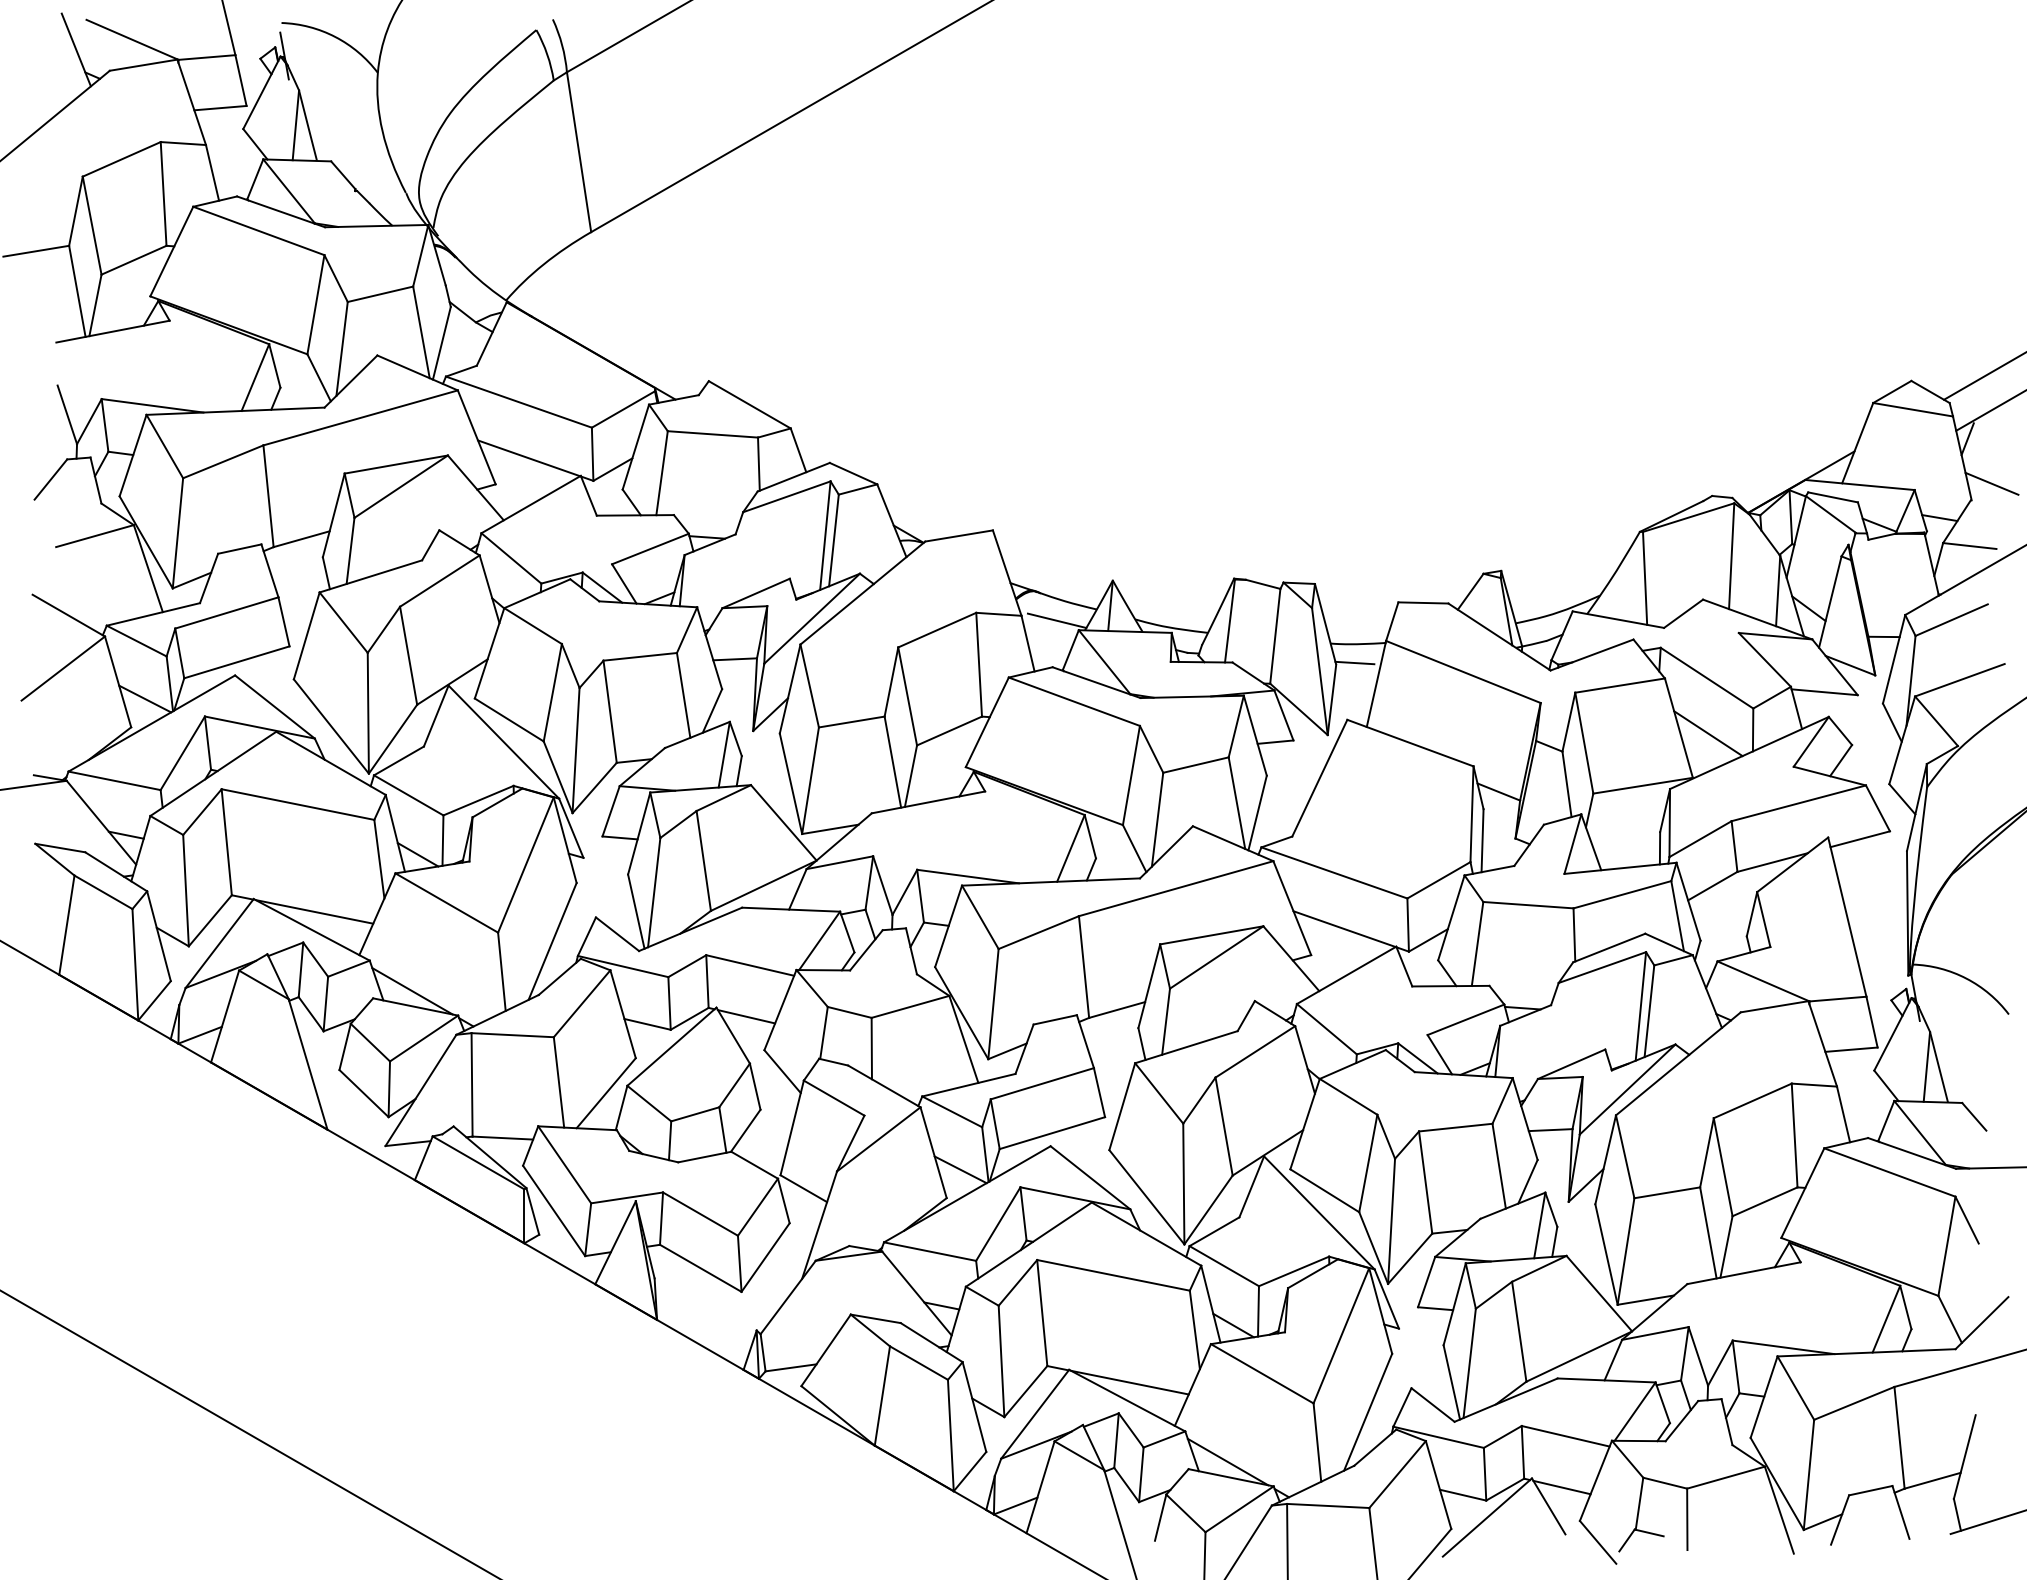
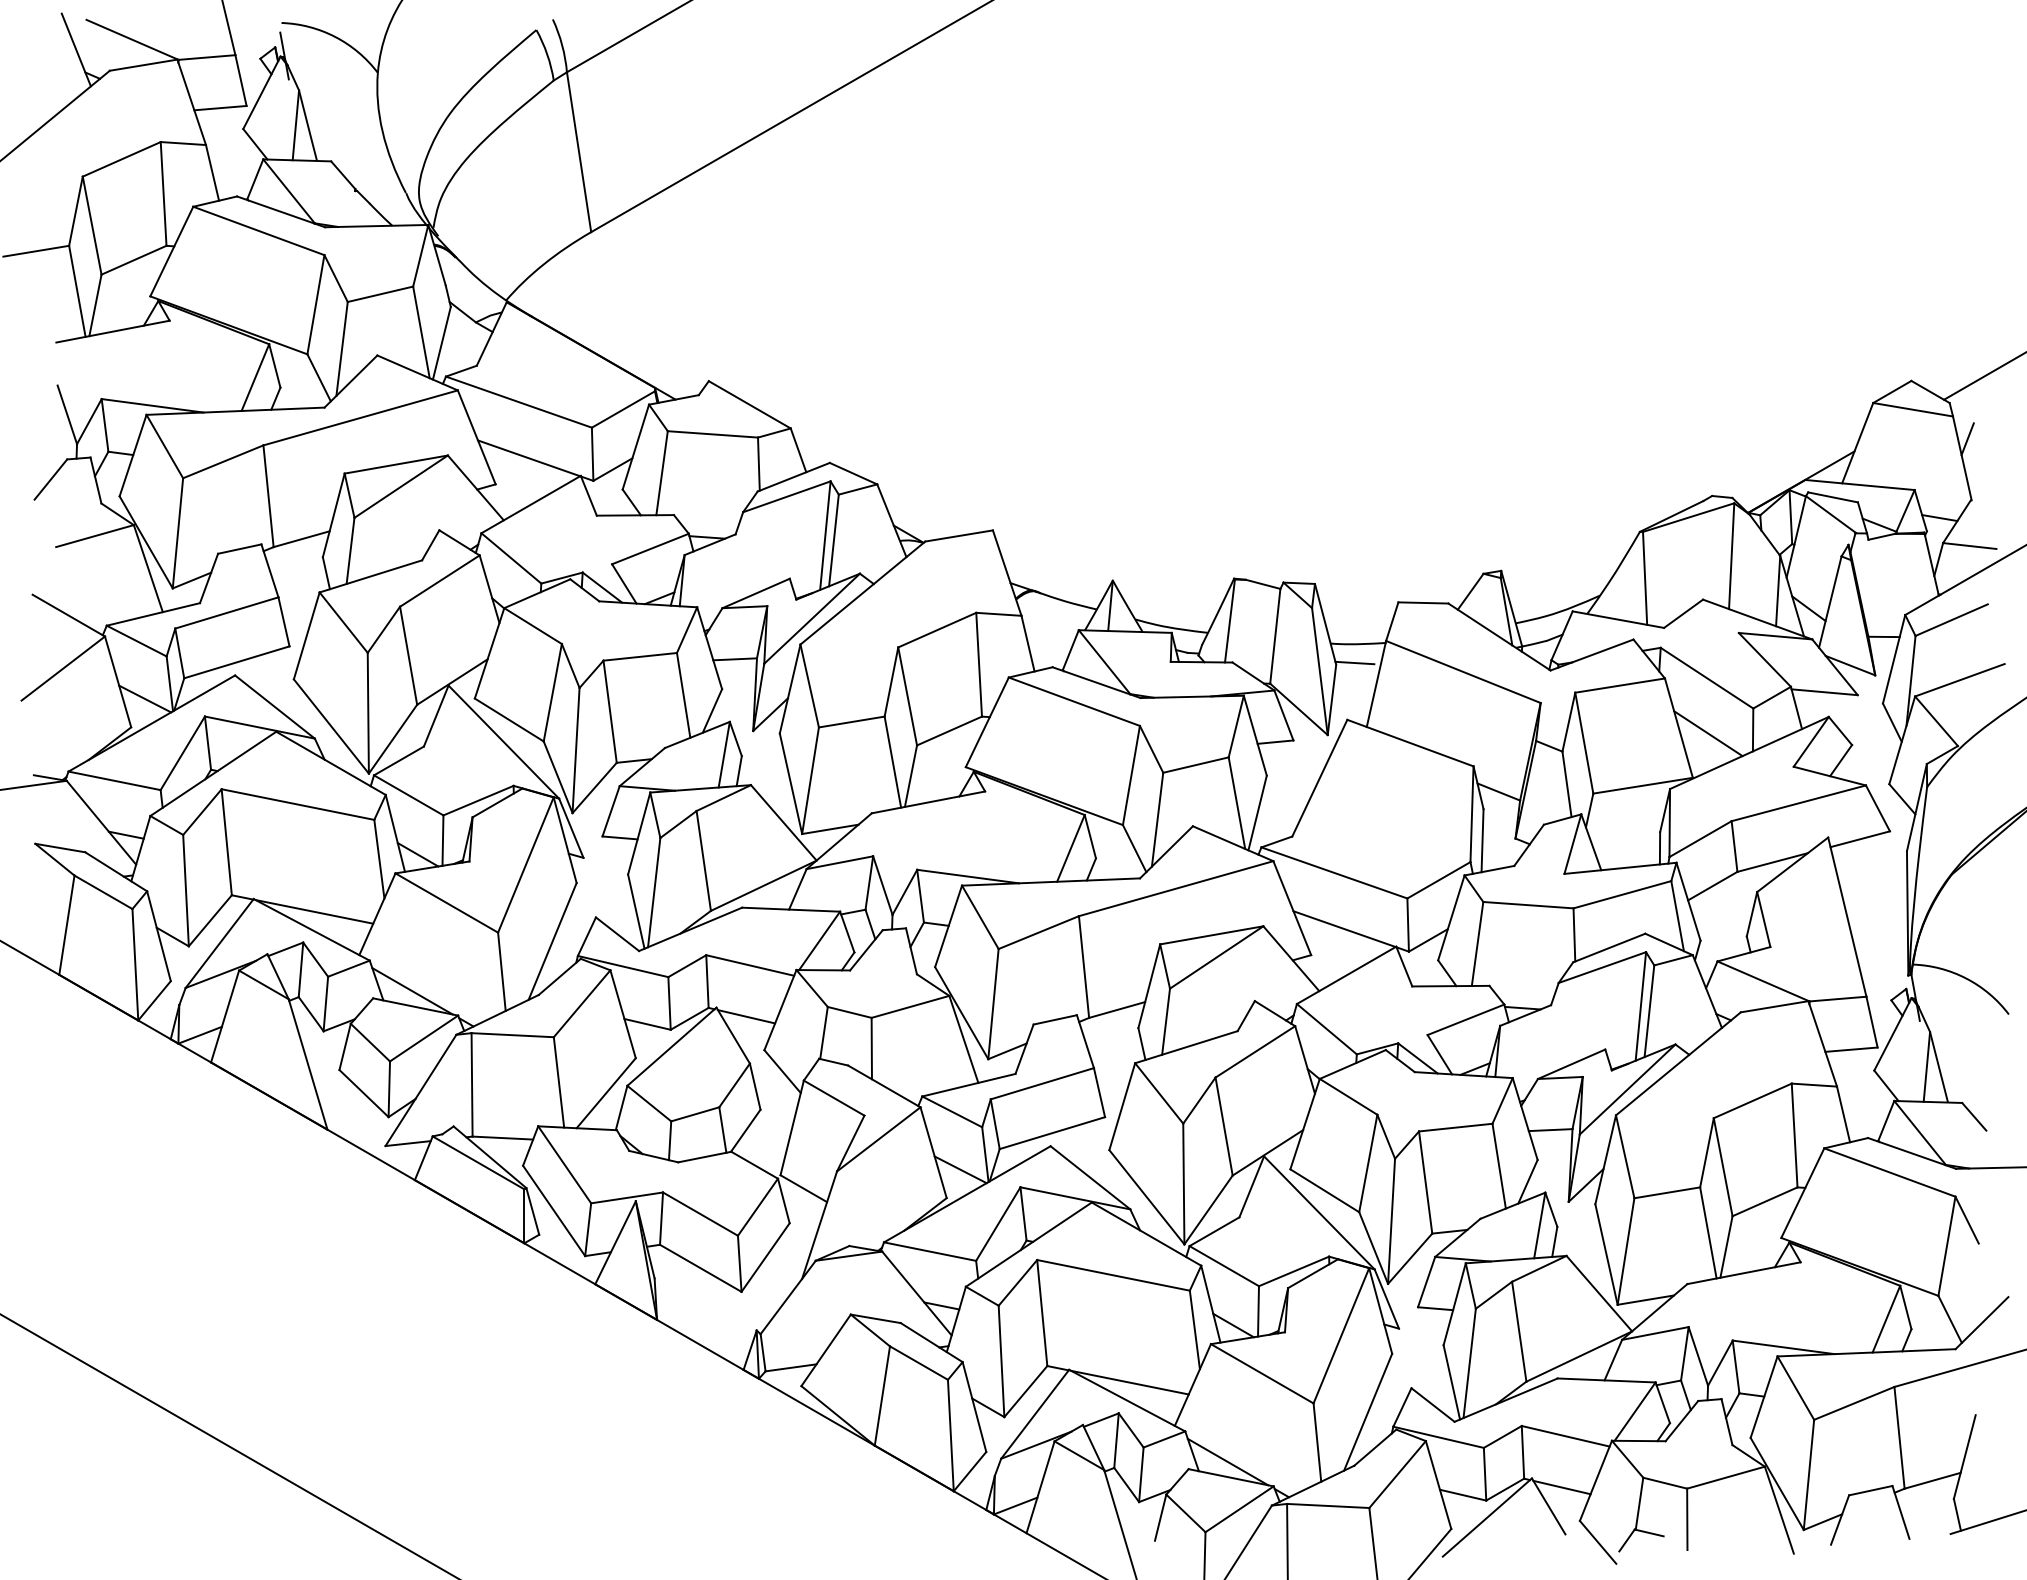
line: present -> none (1989, 410)
line: present -> none (1991, 483)
line: present -> none (1056, 620)
line position: (249, 1433) -> (228, 1445) (228, 1445)
